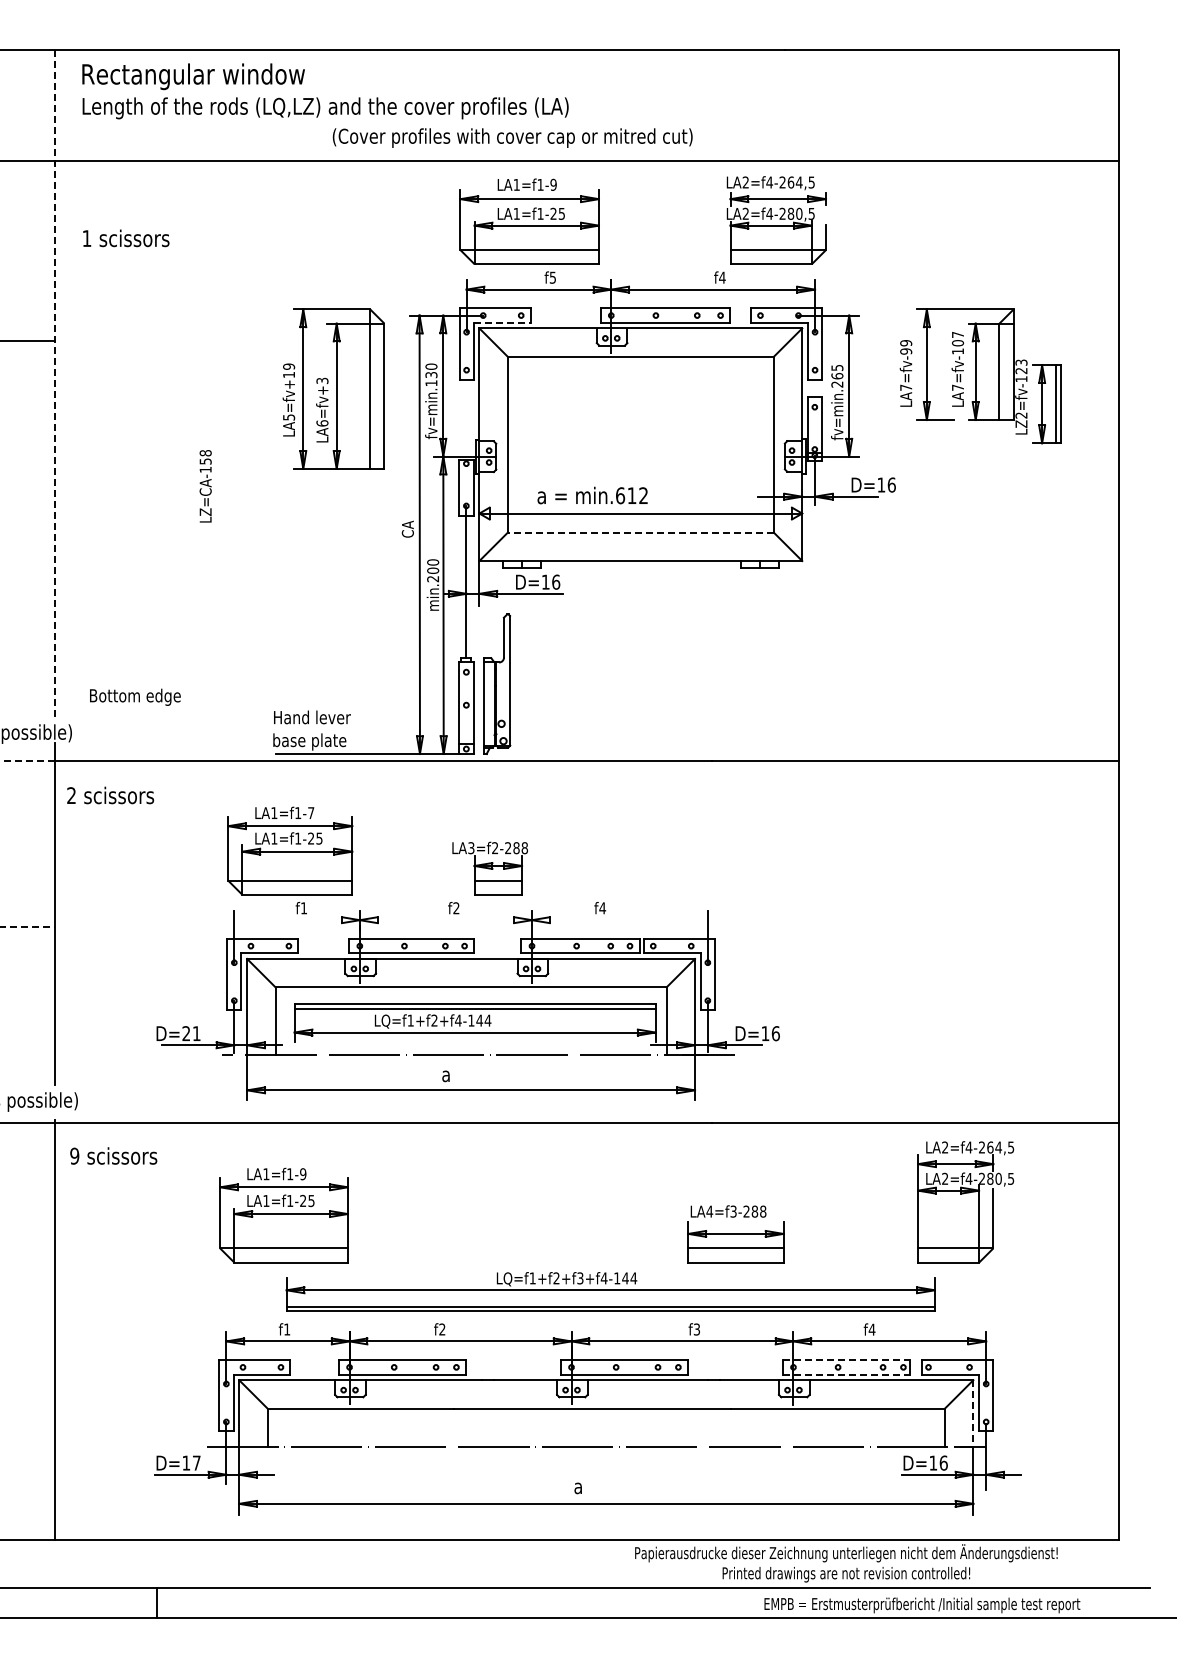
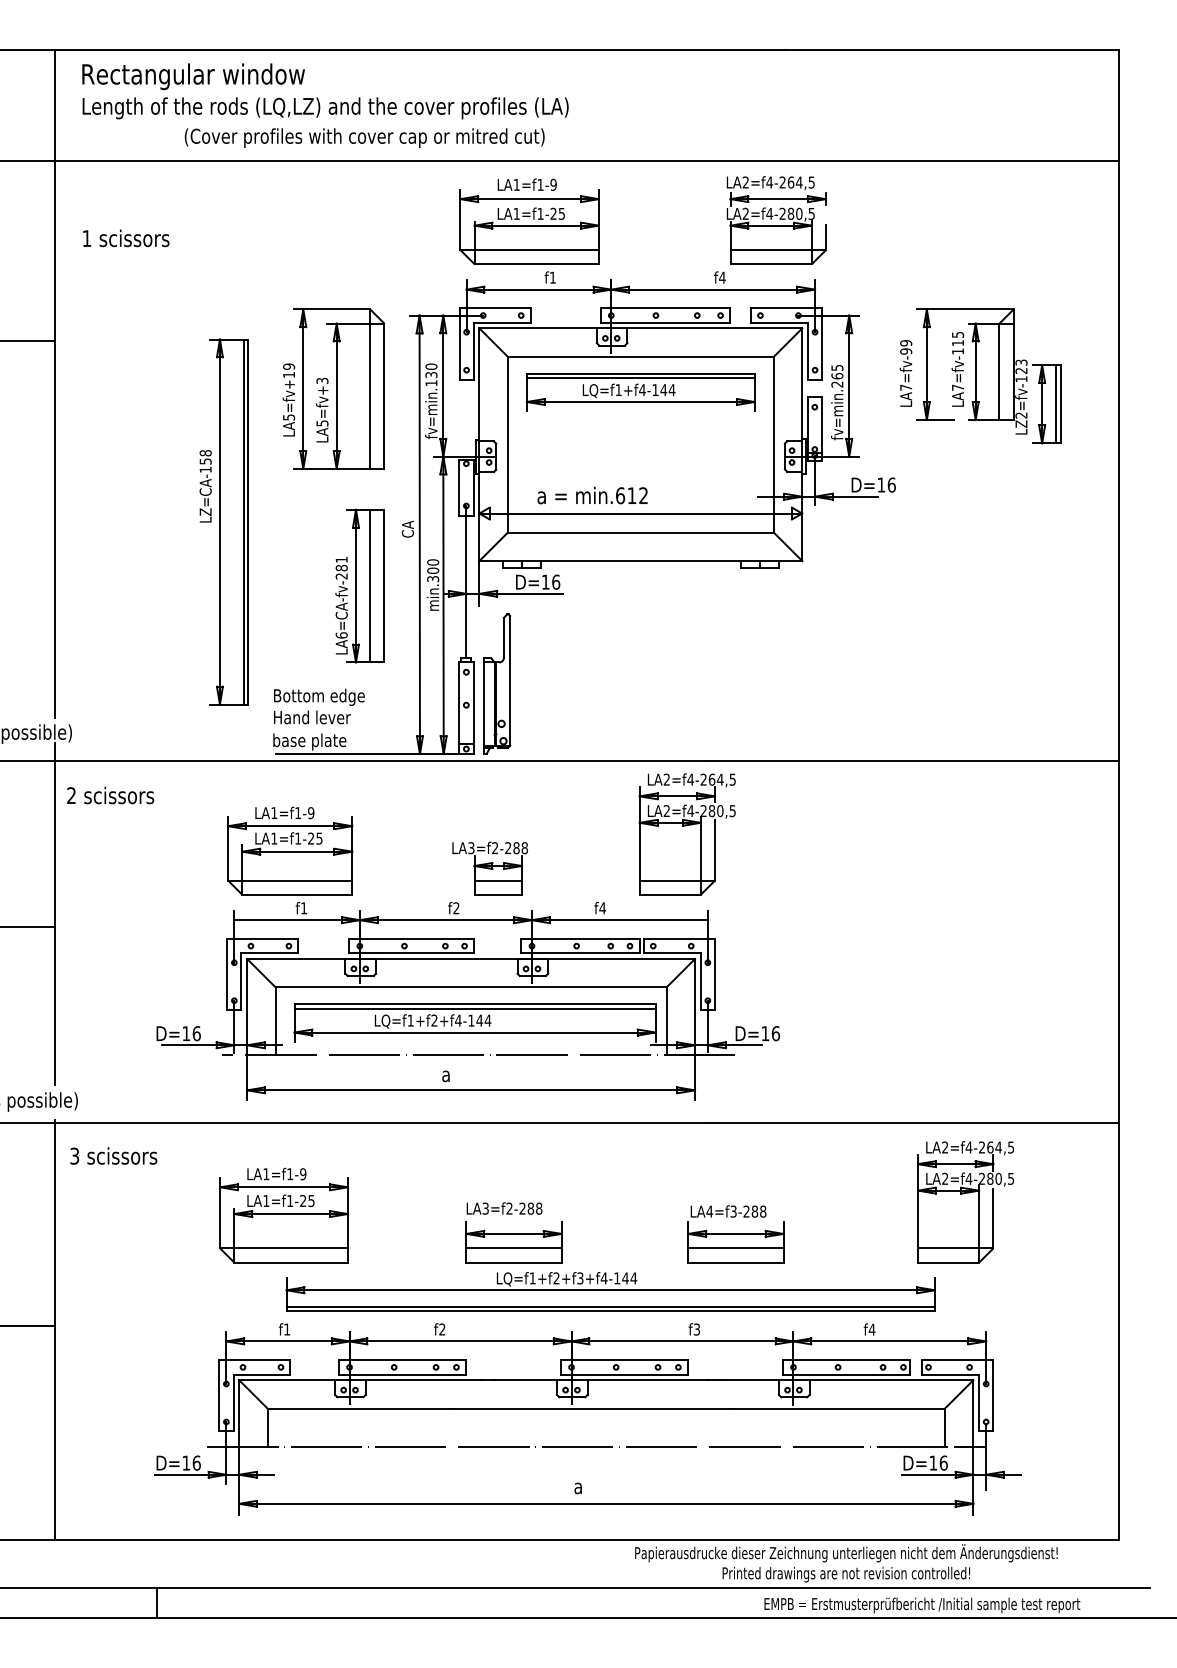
text position: (512, 137) -> (364, 137) (364, 137)
text: f5 -> f1 (552, 277)
line: dashed -> solid (502, 322)
text: LA7=fv-107 -> LA7=fv-115 (958, 338)
line: dashed -> solid (54, 383)
part: none -> present (640, 392)
text: LA6=fv+3 -> LA5=fv+3 (322, 423)
part: none -> present (228, 521)
line: dashed -> solid (640, 532)
text: min.200 -> min.300 (433, 579)
part: none -> present (359, 585)
text position: (135, 696) -> (319, 696) (319, 696)
line: dashed -> solid (27, 760)
text: LA1=f1-7 -> LA1=f1-9 (311, 813)
part: none -> present (686, 834)
line: none -> present (470, 920)
line: dashed -> solid (27, 926)
text: D=21 -> D=16 (191, 1033)
text: 9 -> 3 (74, 1155)
part: none -> present (513, 1232)
line: none -> present (28, 1326)
line: dashed -> solid (846, 1360)
line: dashed -> solid (846, 1374)
line: dashed -> solid (973, 1413)
text: D=17 -> D=16 (196, 1462)
